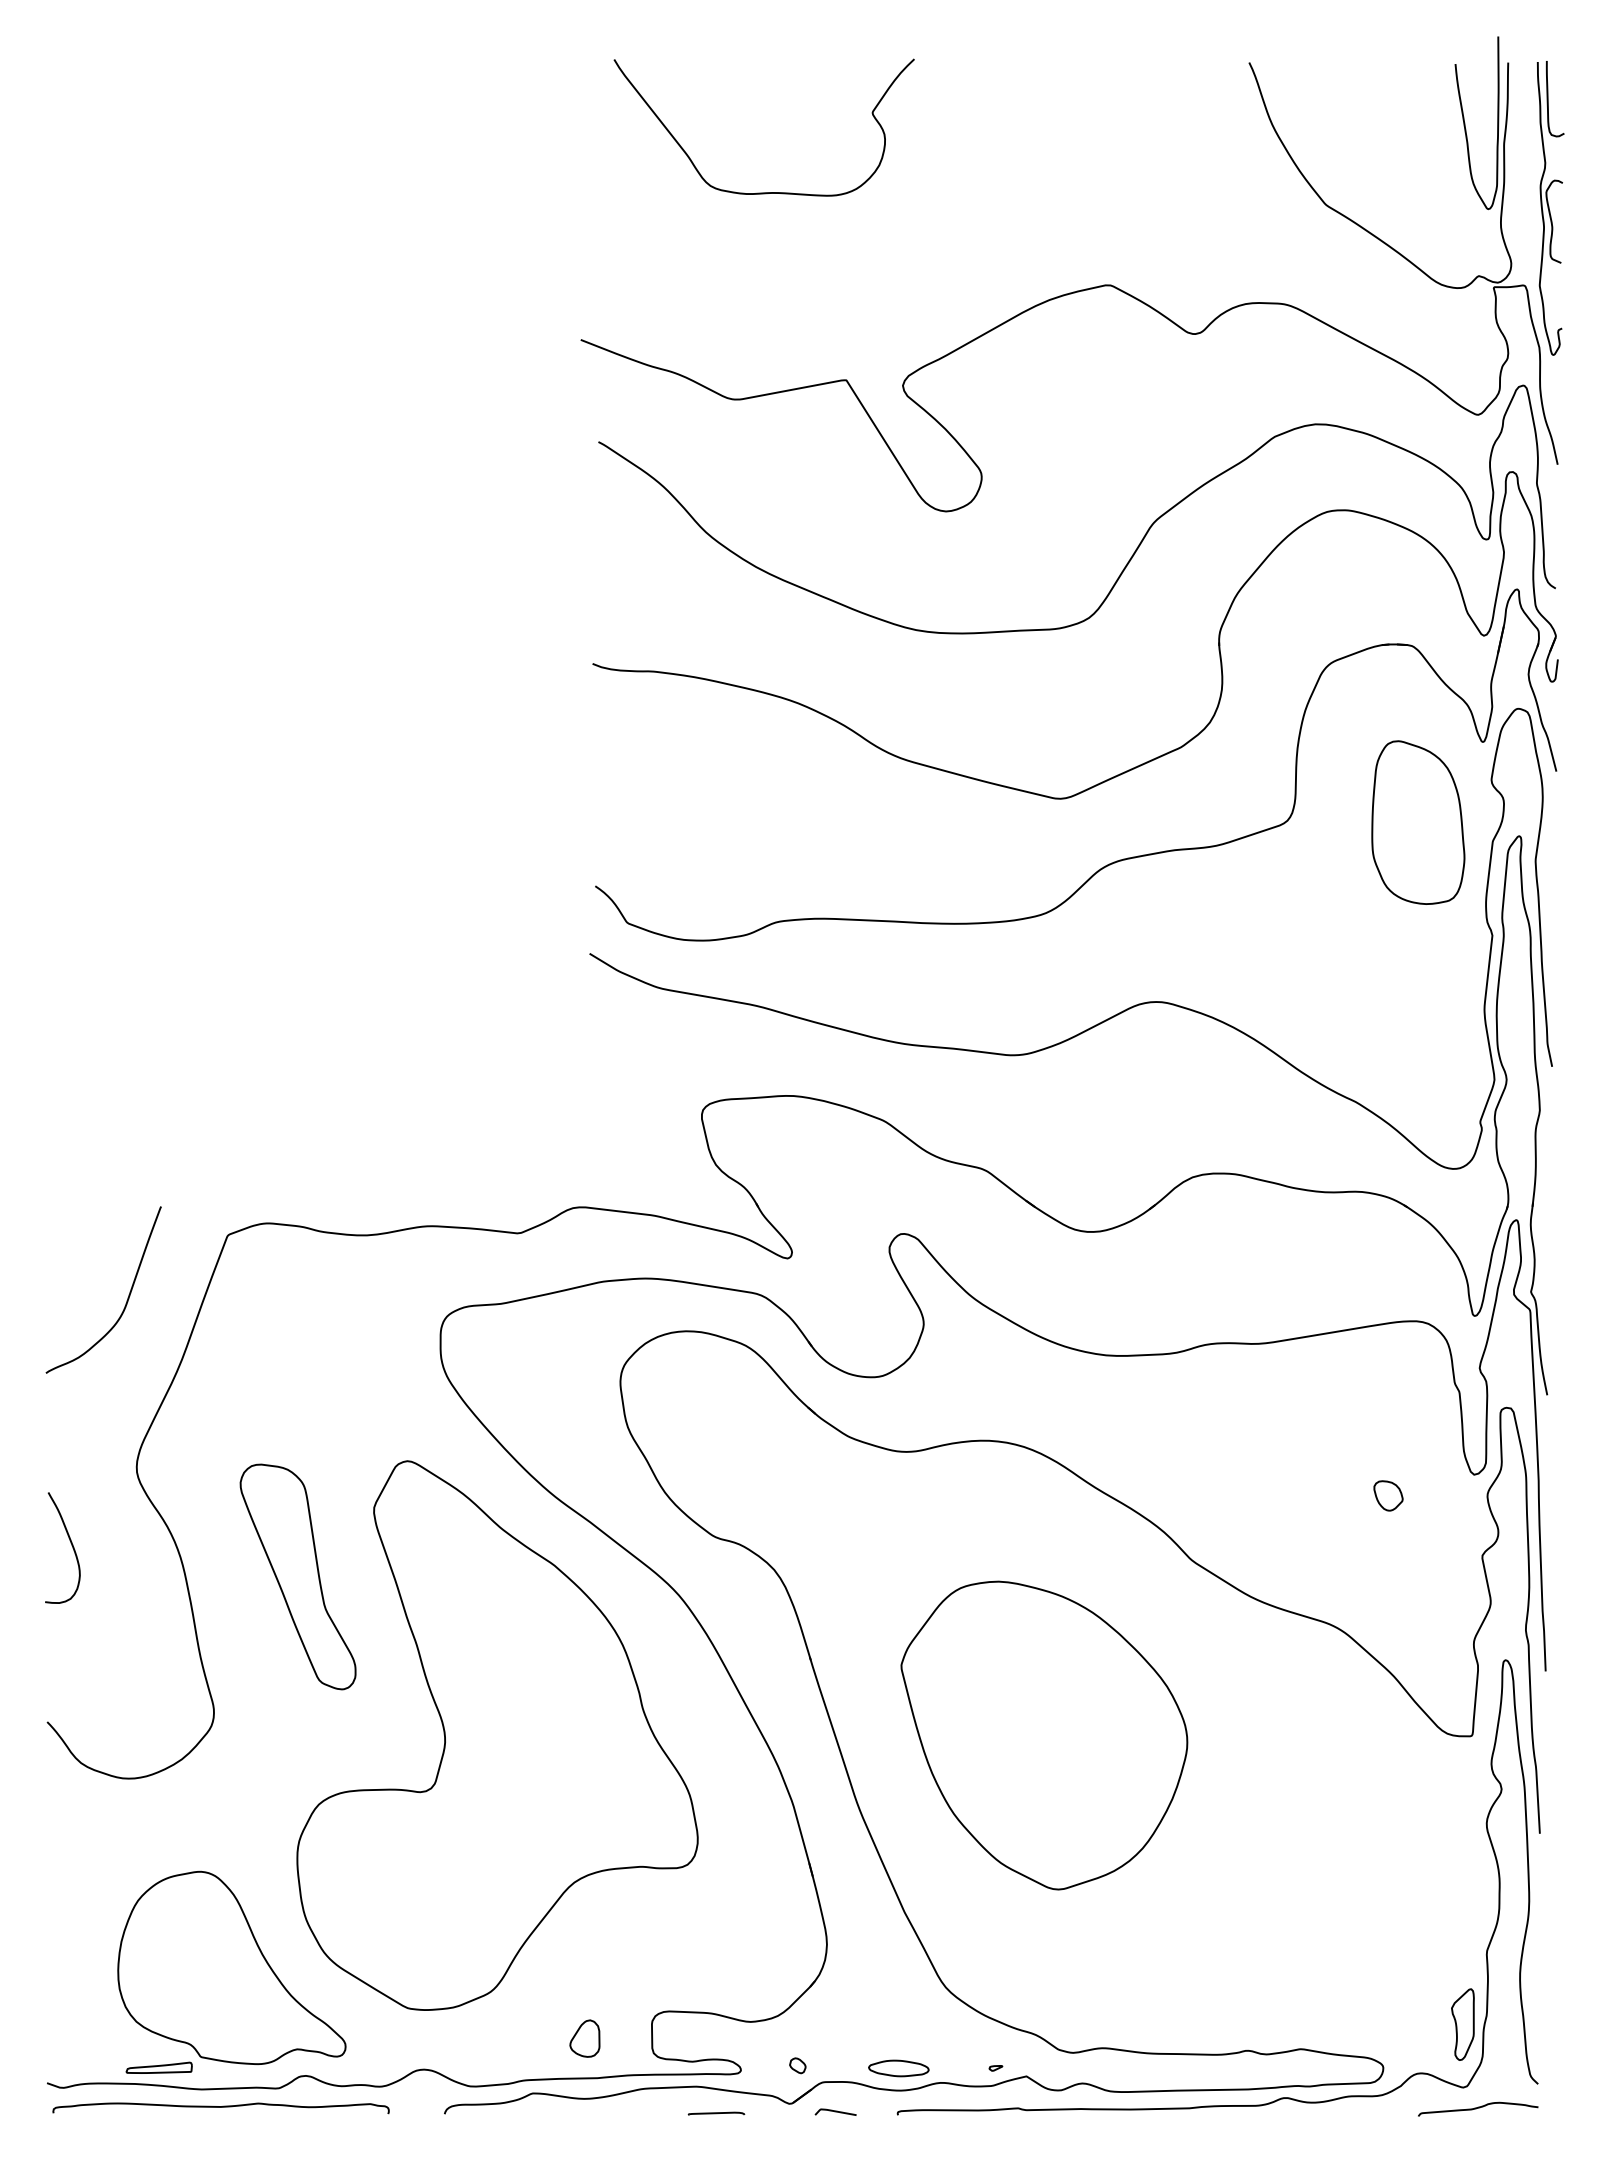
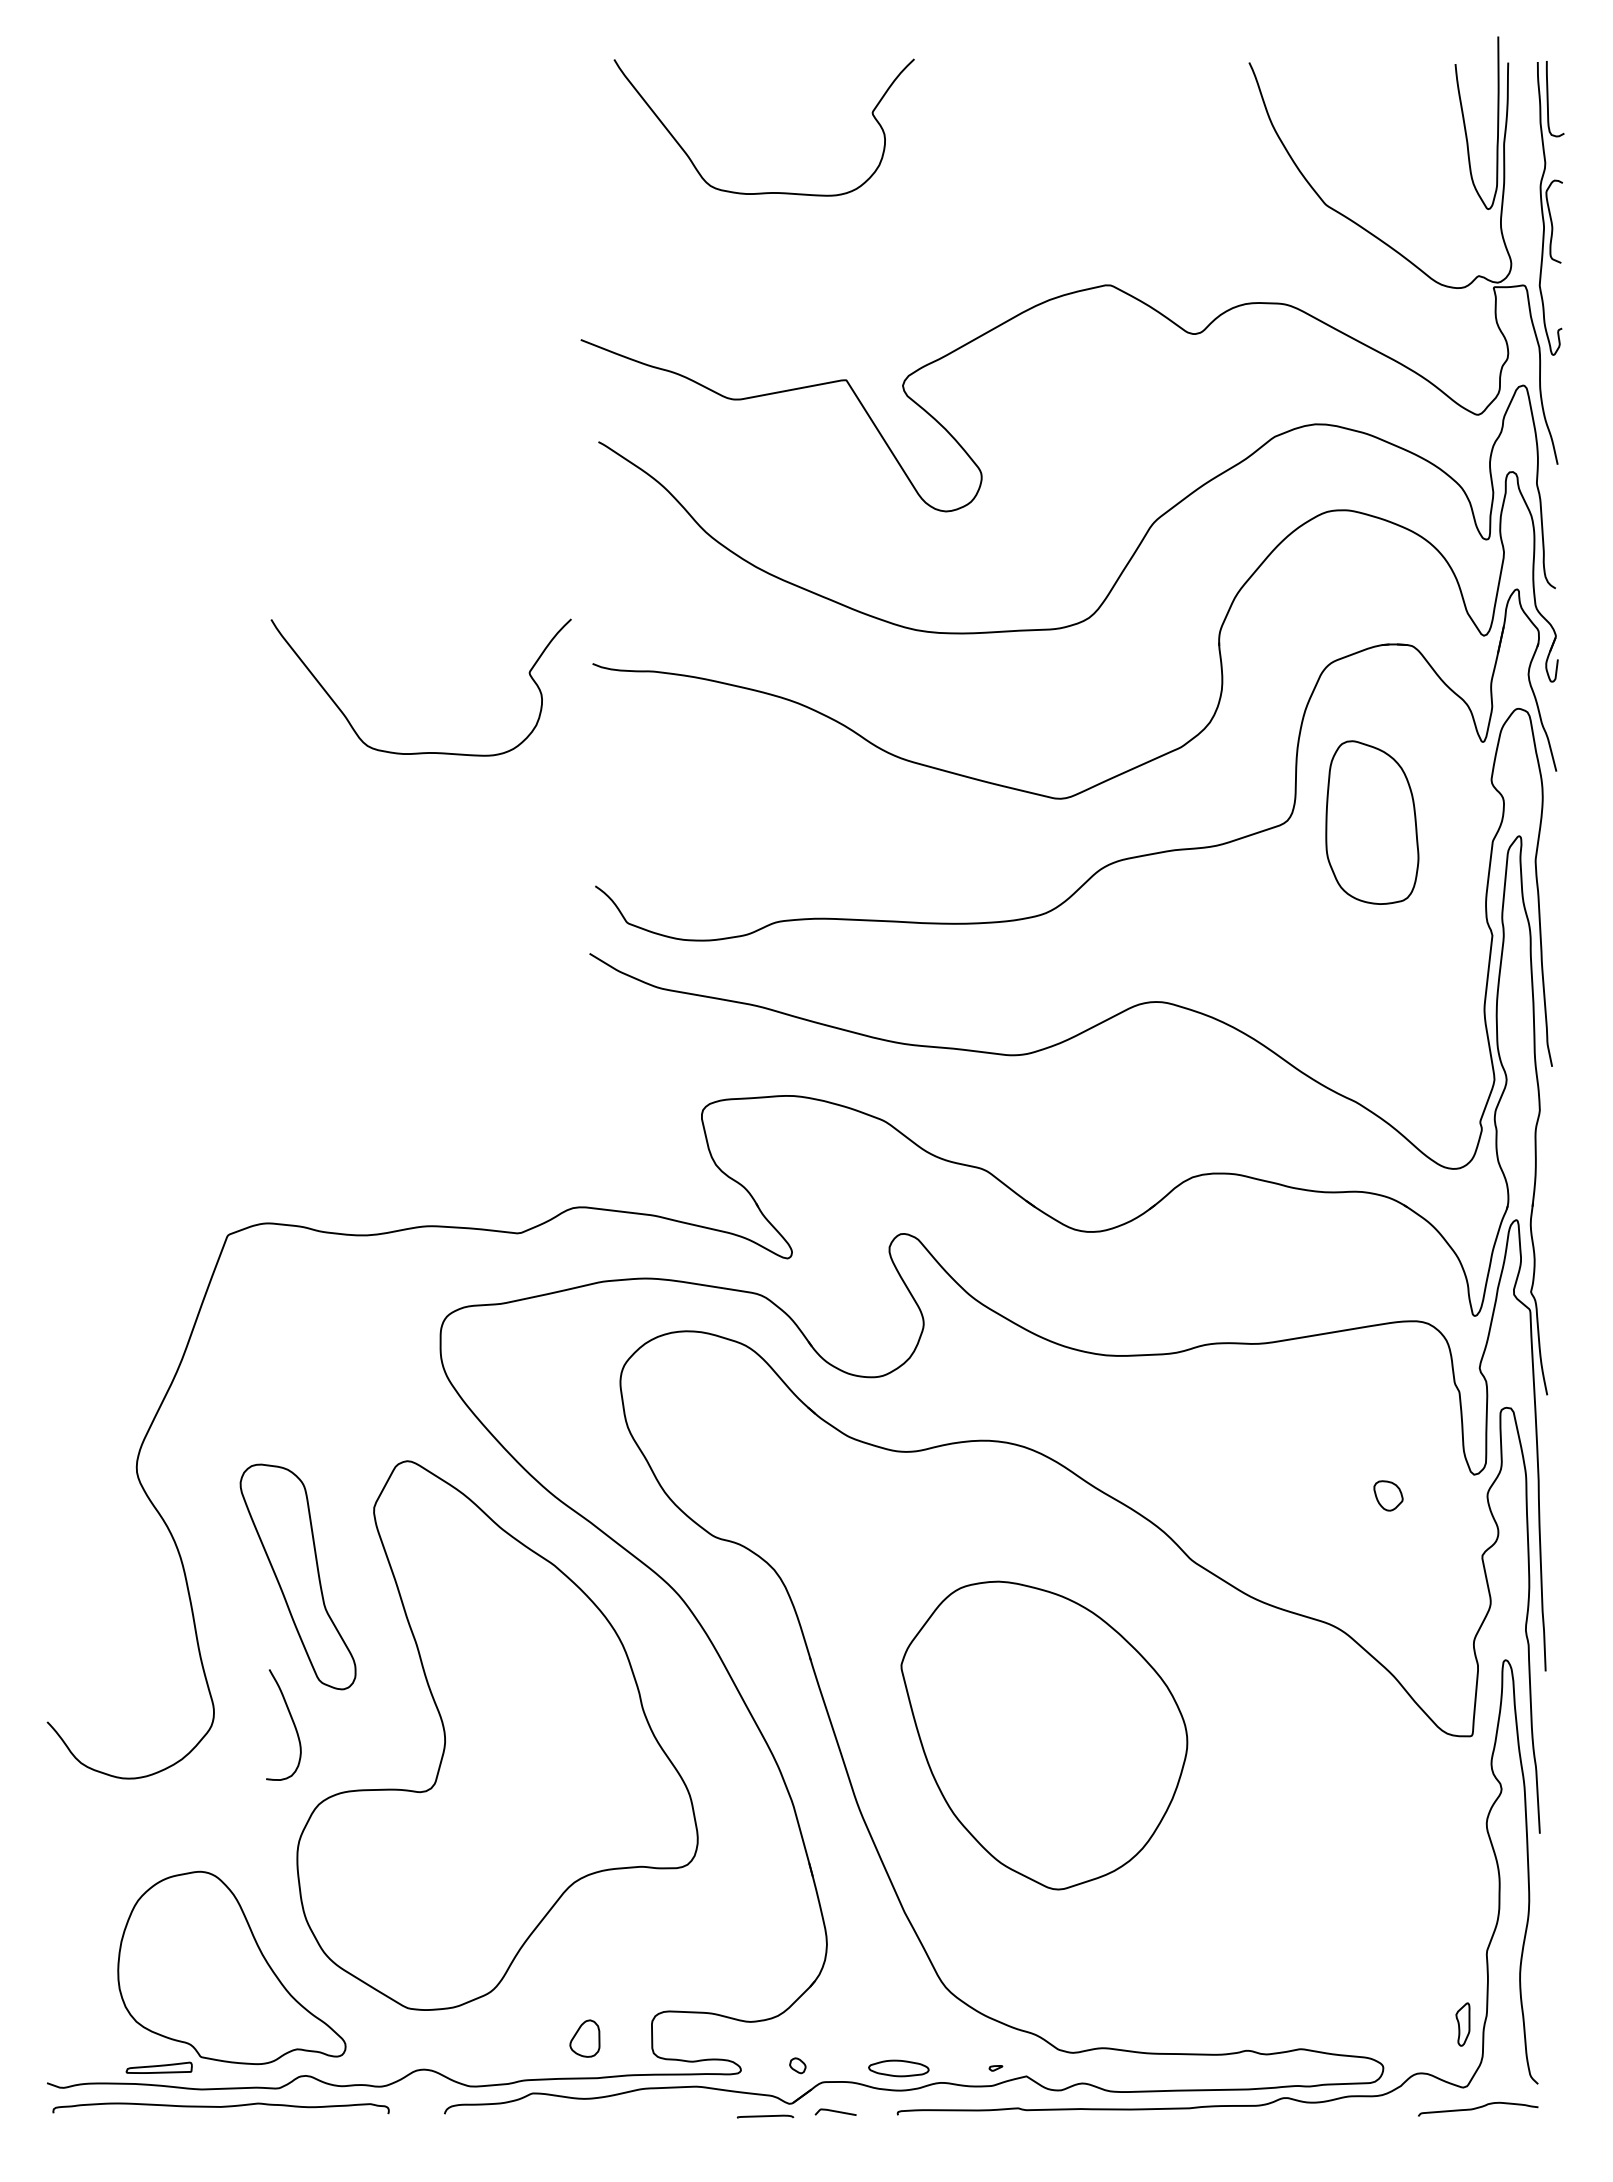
curve: none -> present (420, 752)
part position: (1418, 822) -> (1372, 822) (1372, 822)
curve: present -> none (127, 1297)
curve position: (70, 1543) -> (291, 1720) (291, 1720)
part size: 24x73 px -> 16x45 px (1462, 2024)
curve position: (716, 2113) -> (765, 2116) (765, 2116)
